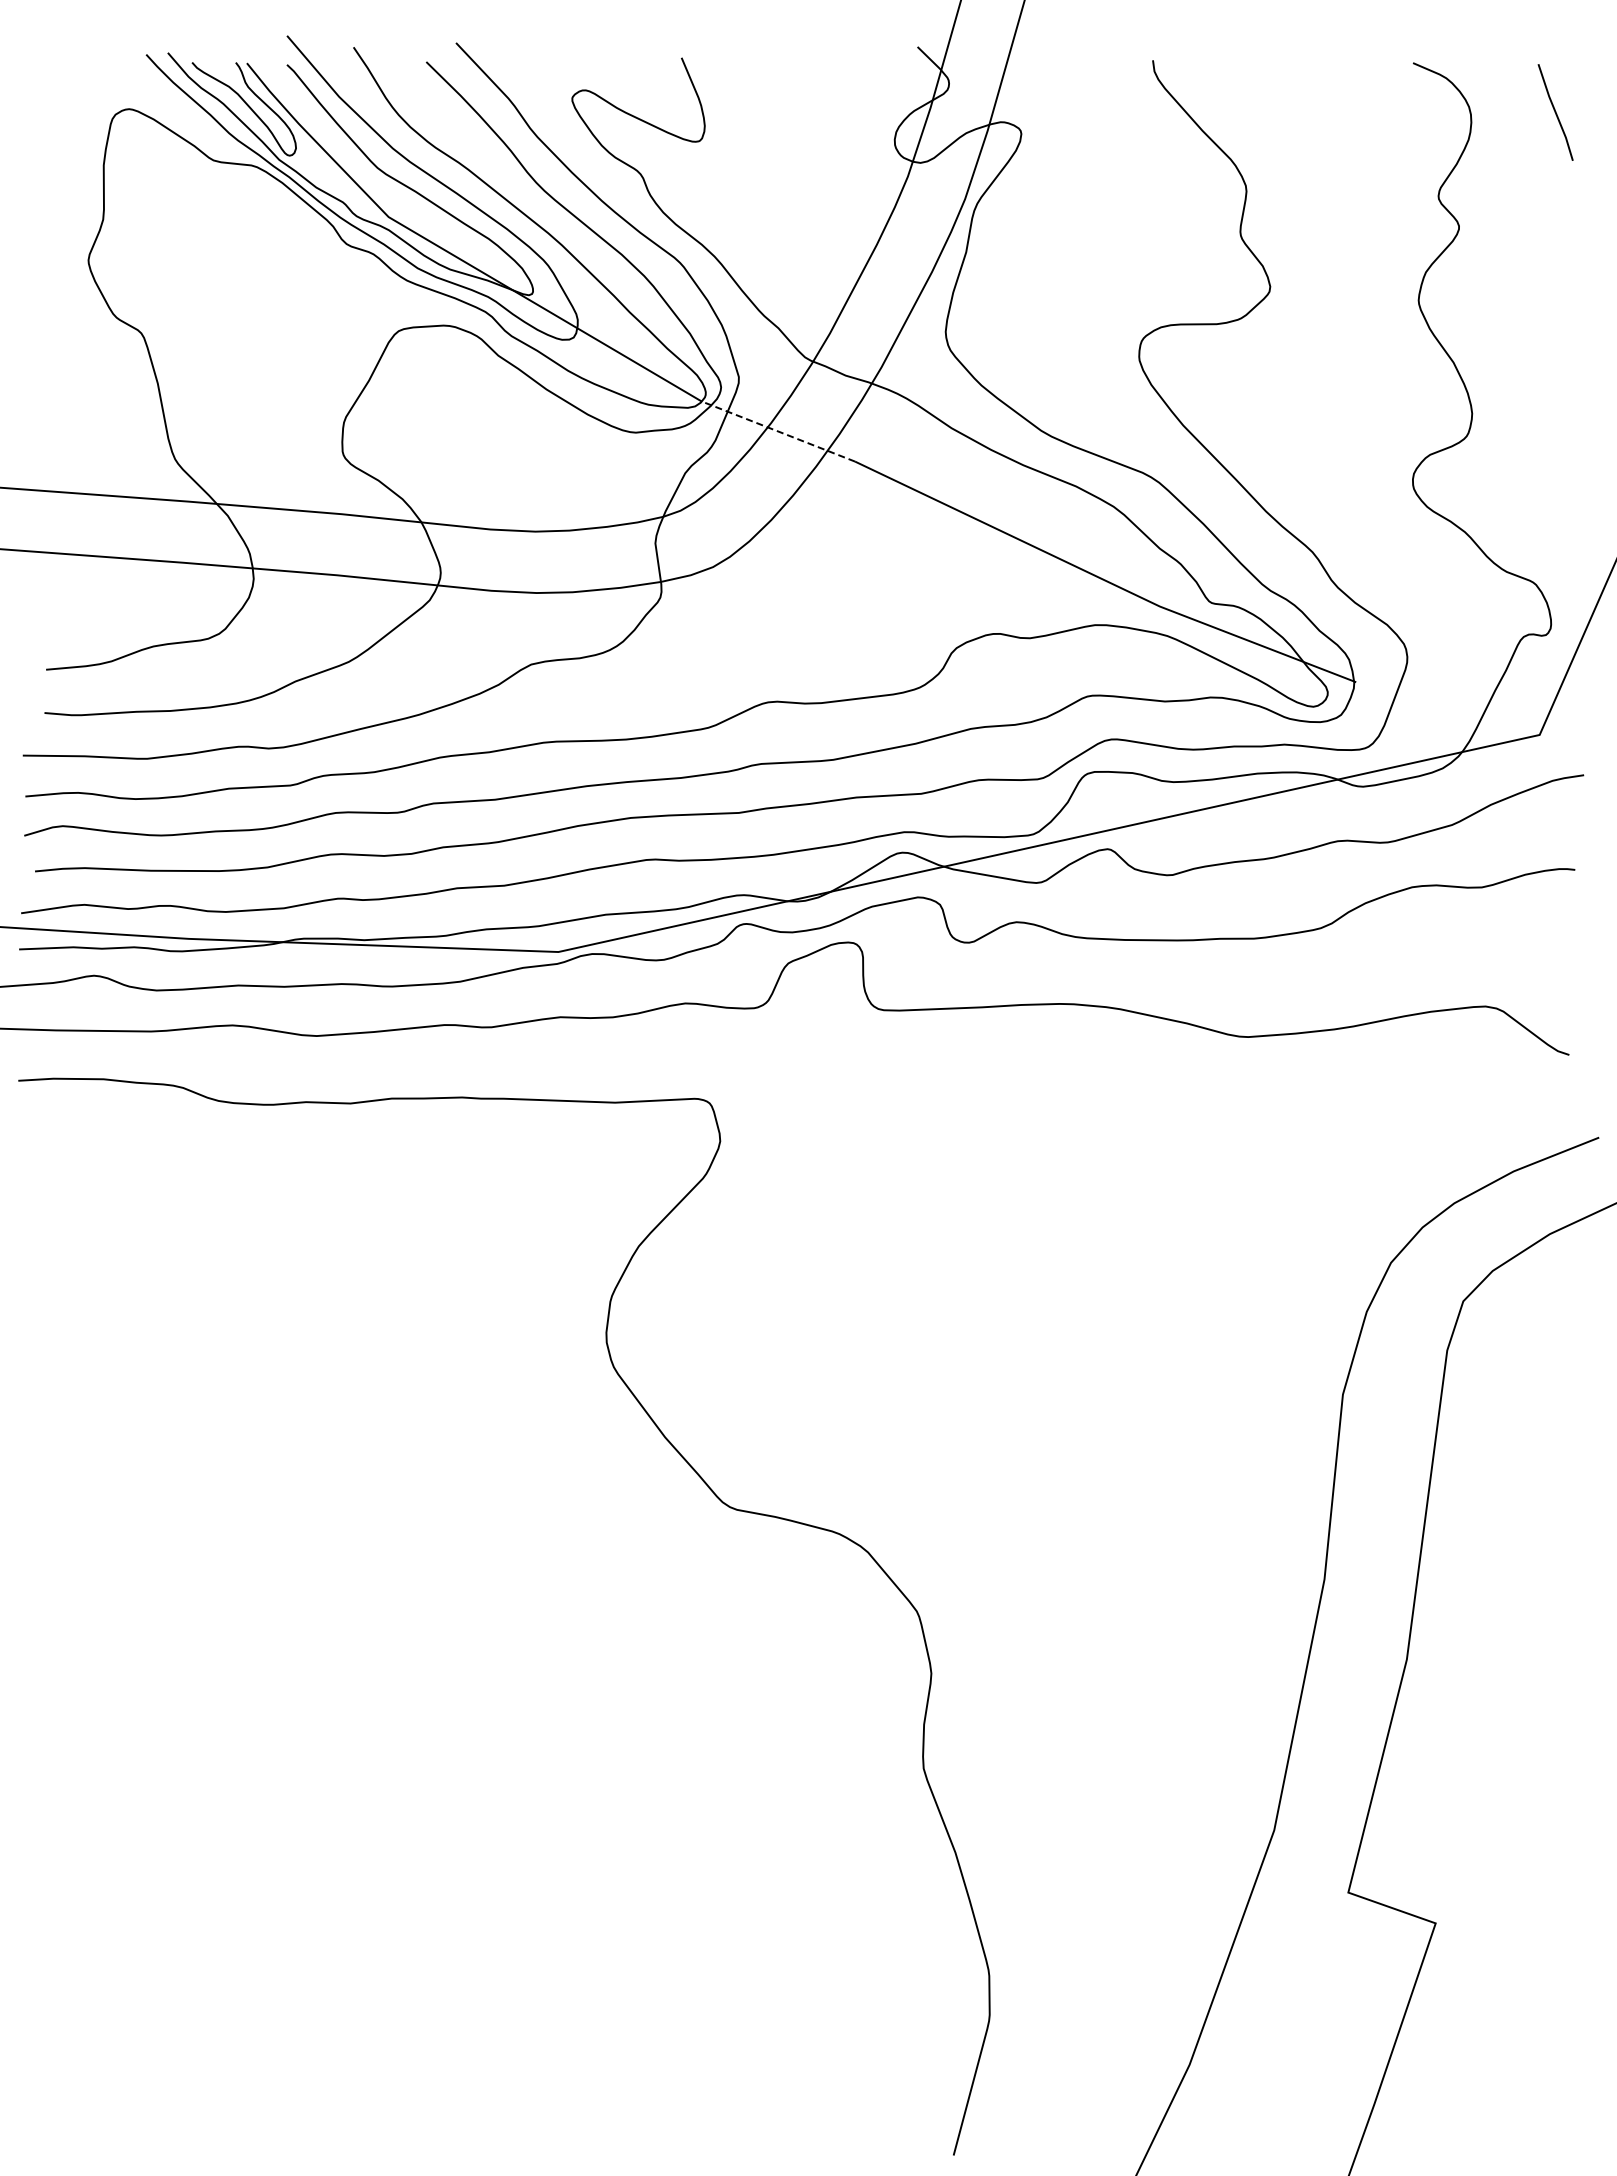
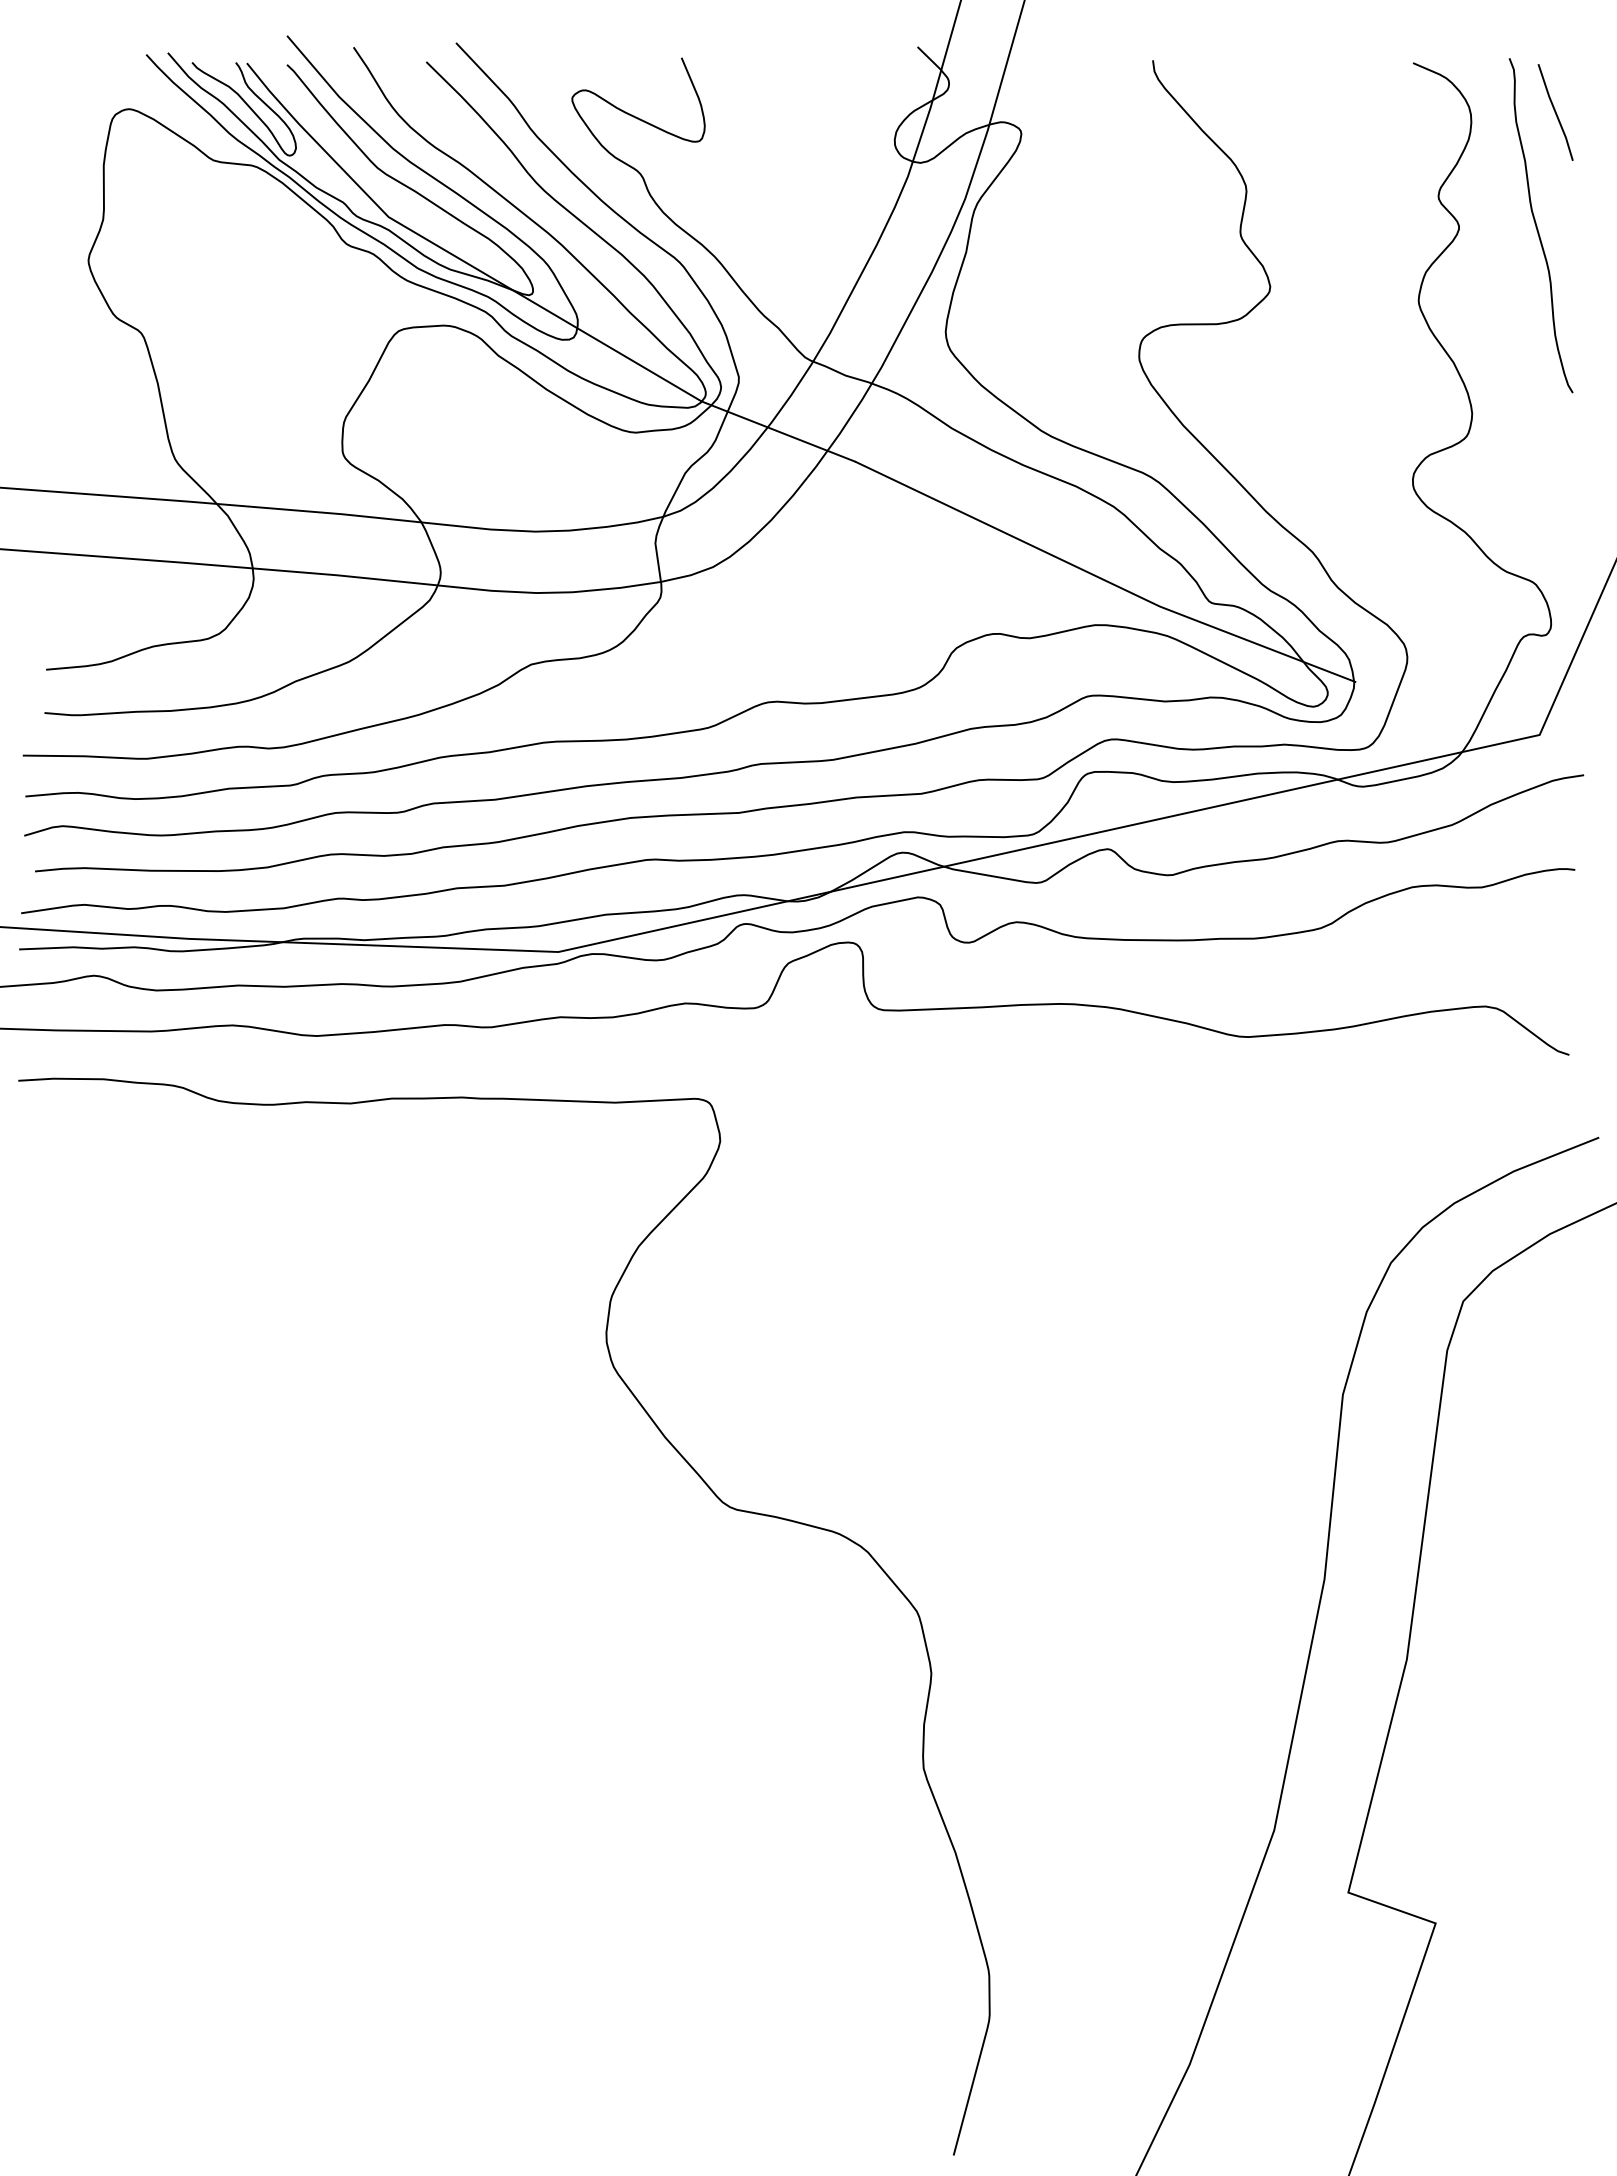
curve: none -> present (1537, 225)
line: dashed -> solid (777, 431)
